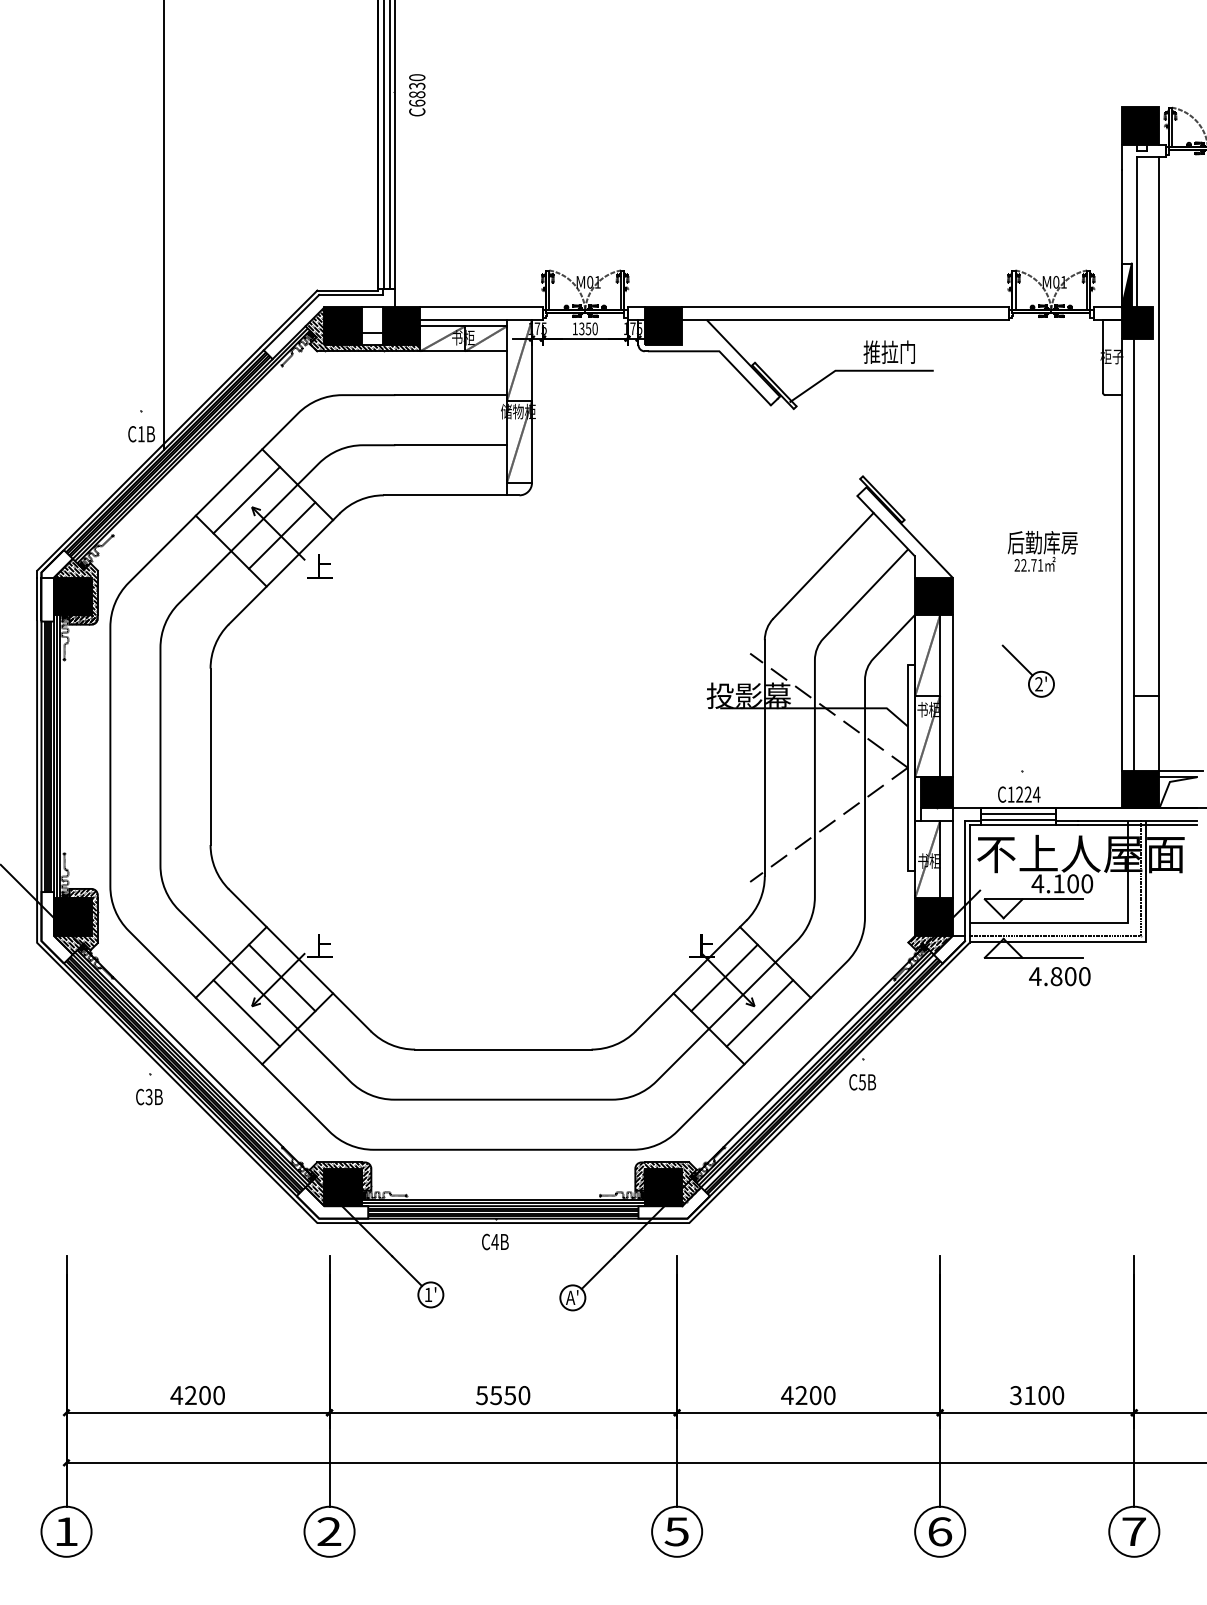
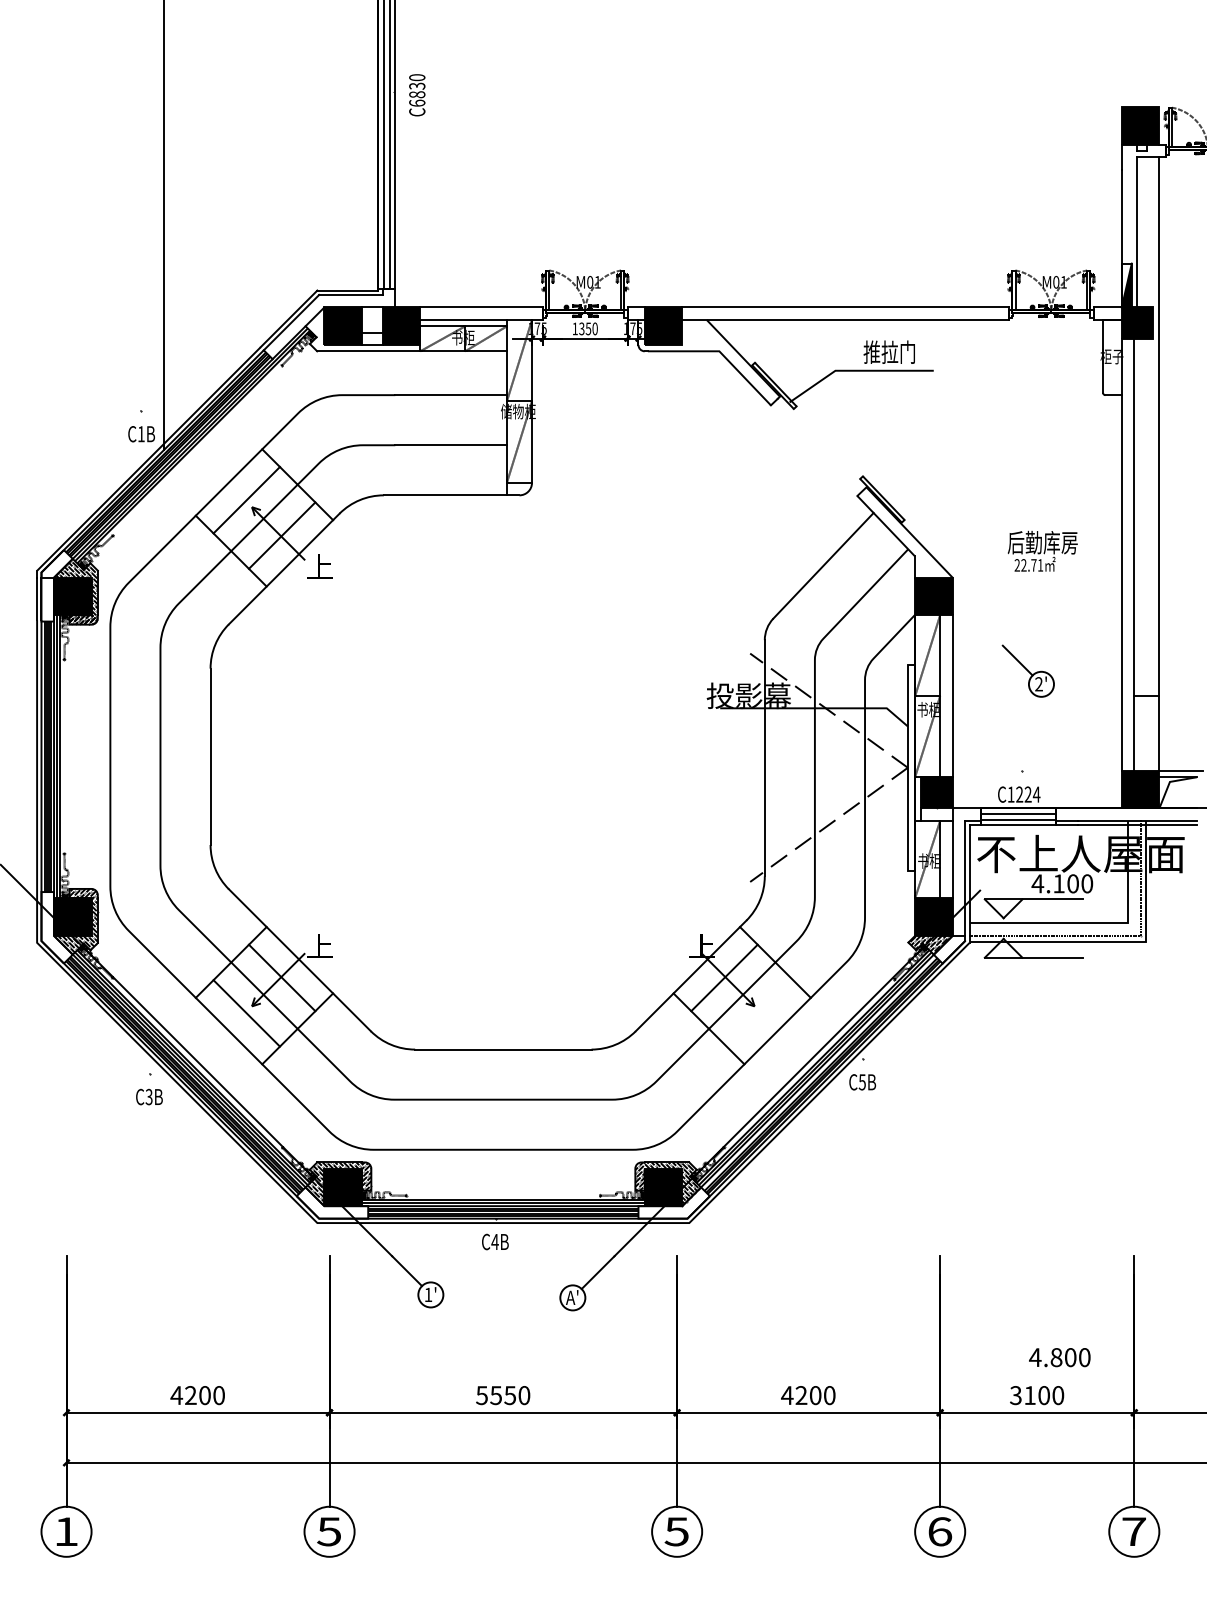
hatch: present -> none (363, 330)
text position: (1059, 976) -> (1059, 1357) (1059, 1357)
line: present -> none (759, 1013)
text: 2 -> 5 (329, 1531)
